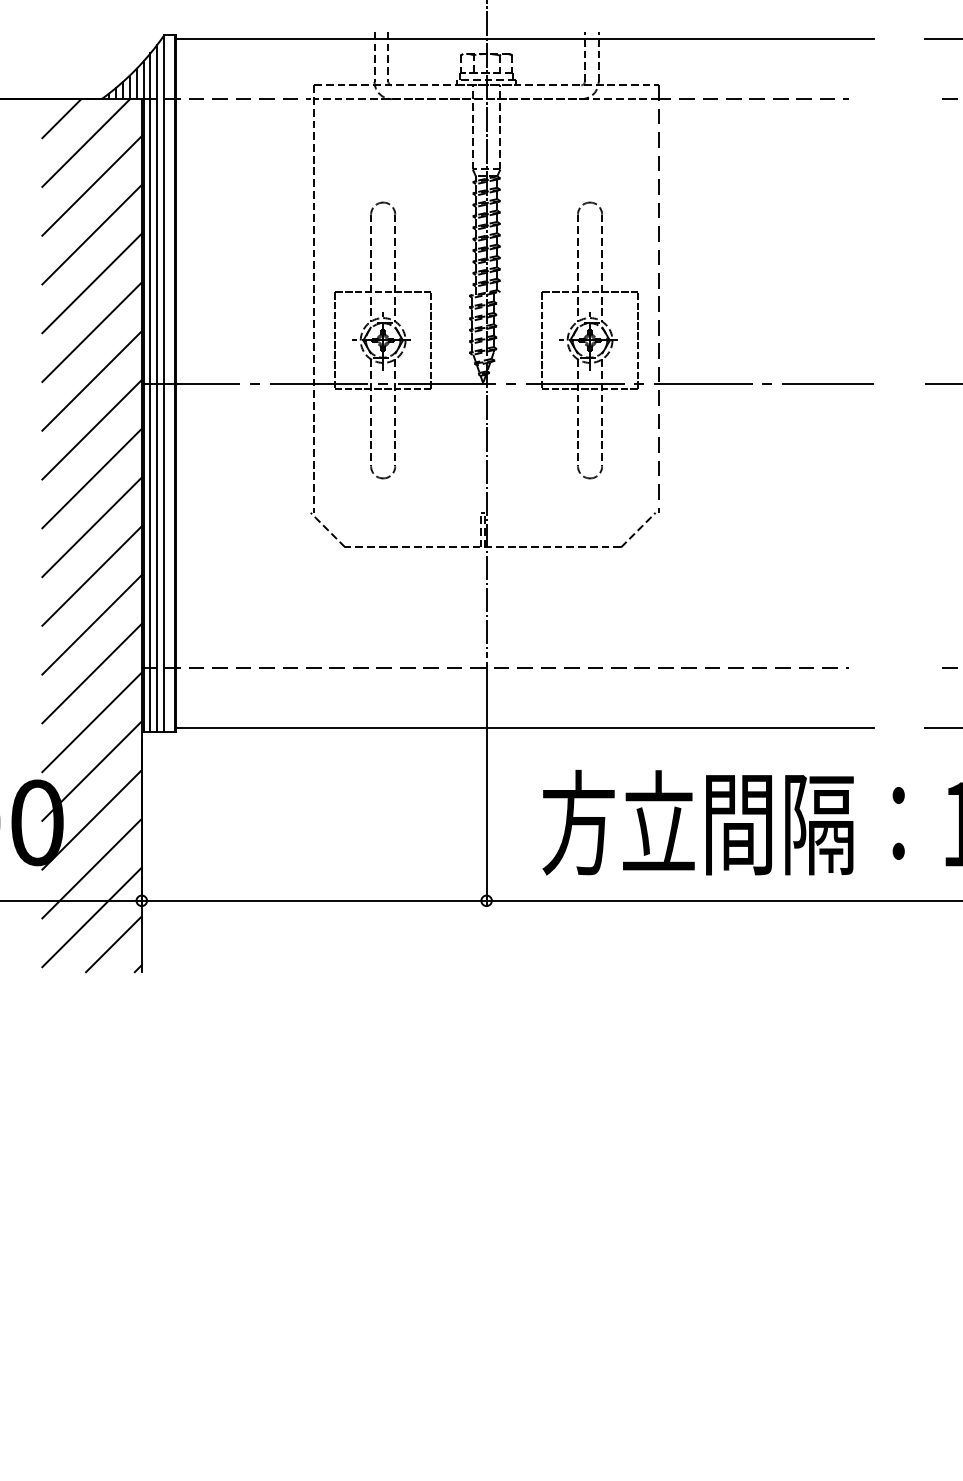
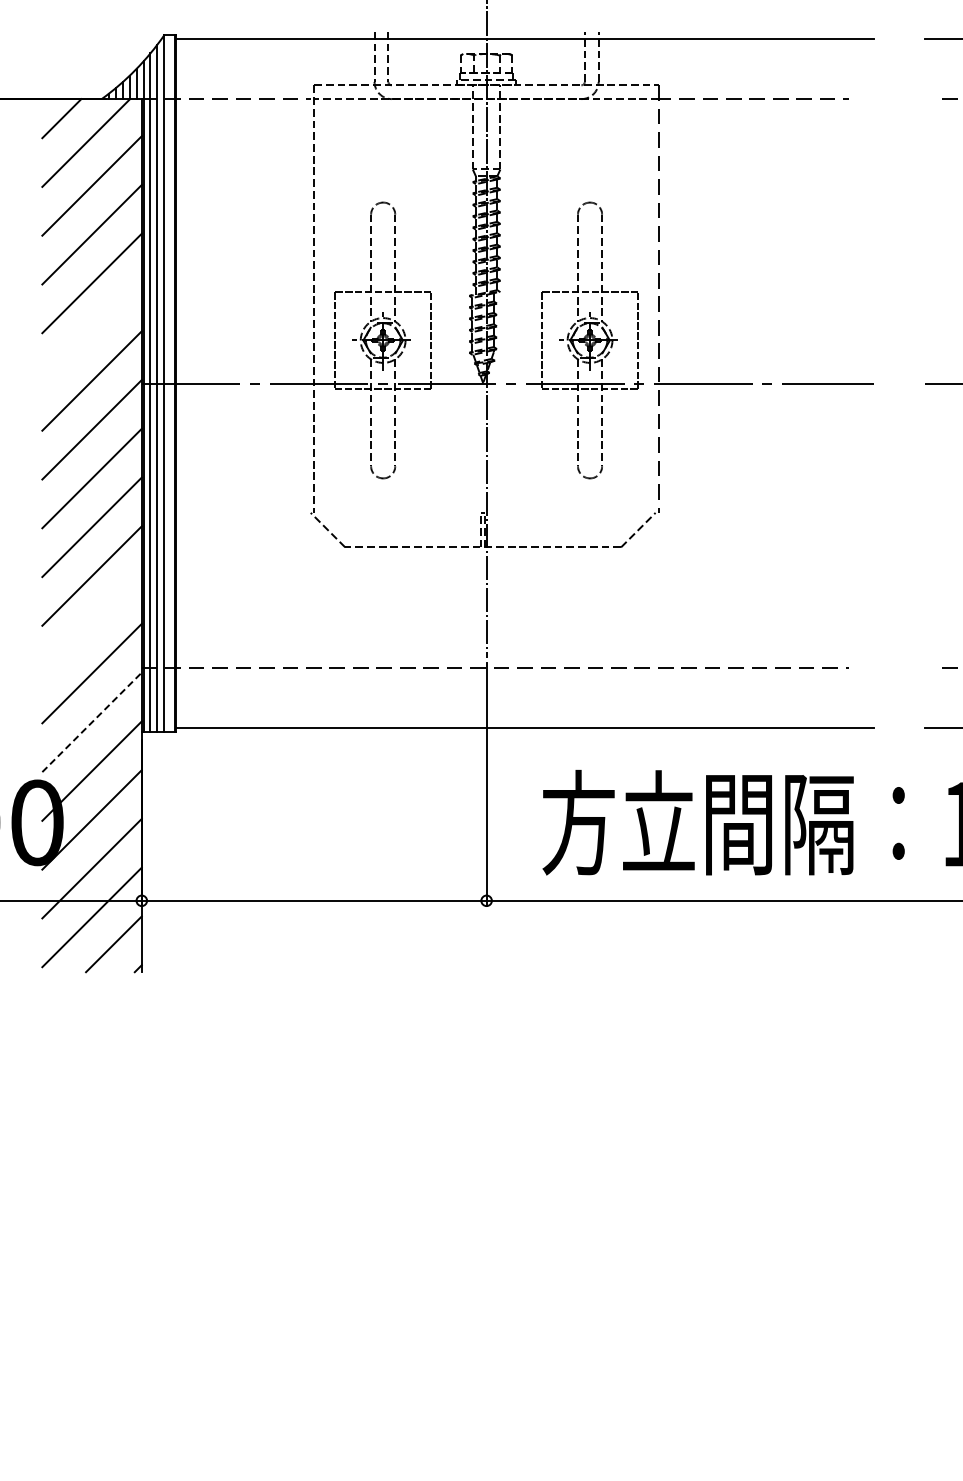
line: present -> none (91, 331)
line: present -> none (91, 624)
line: solid -> dashed (92, 722)
